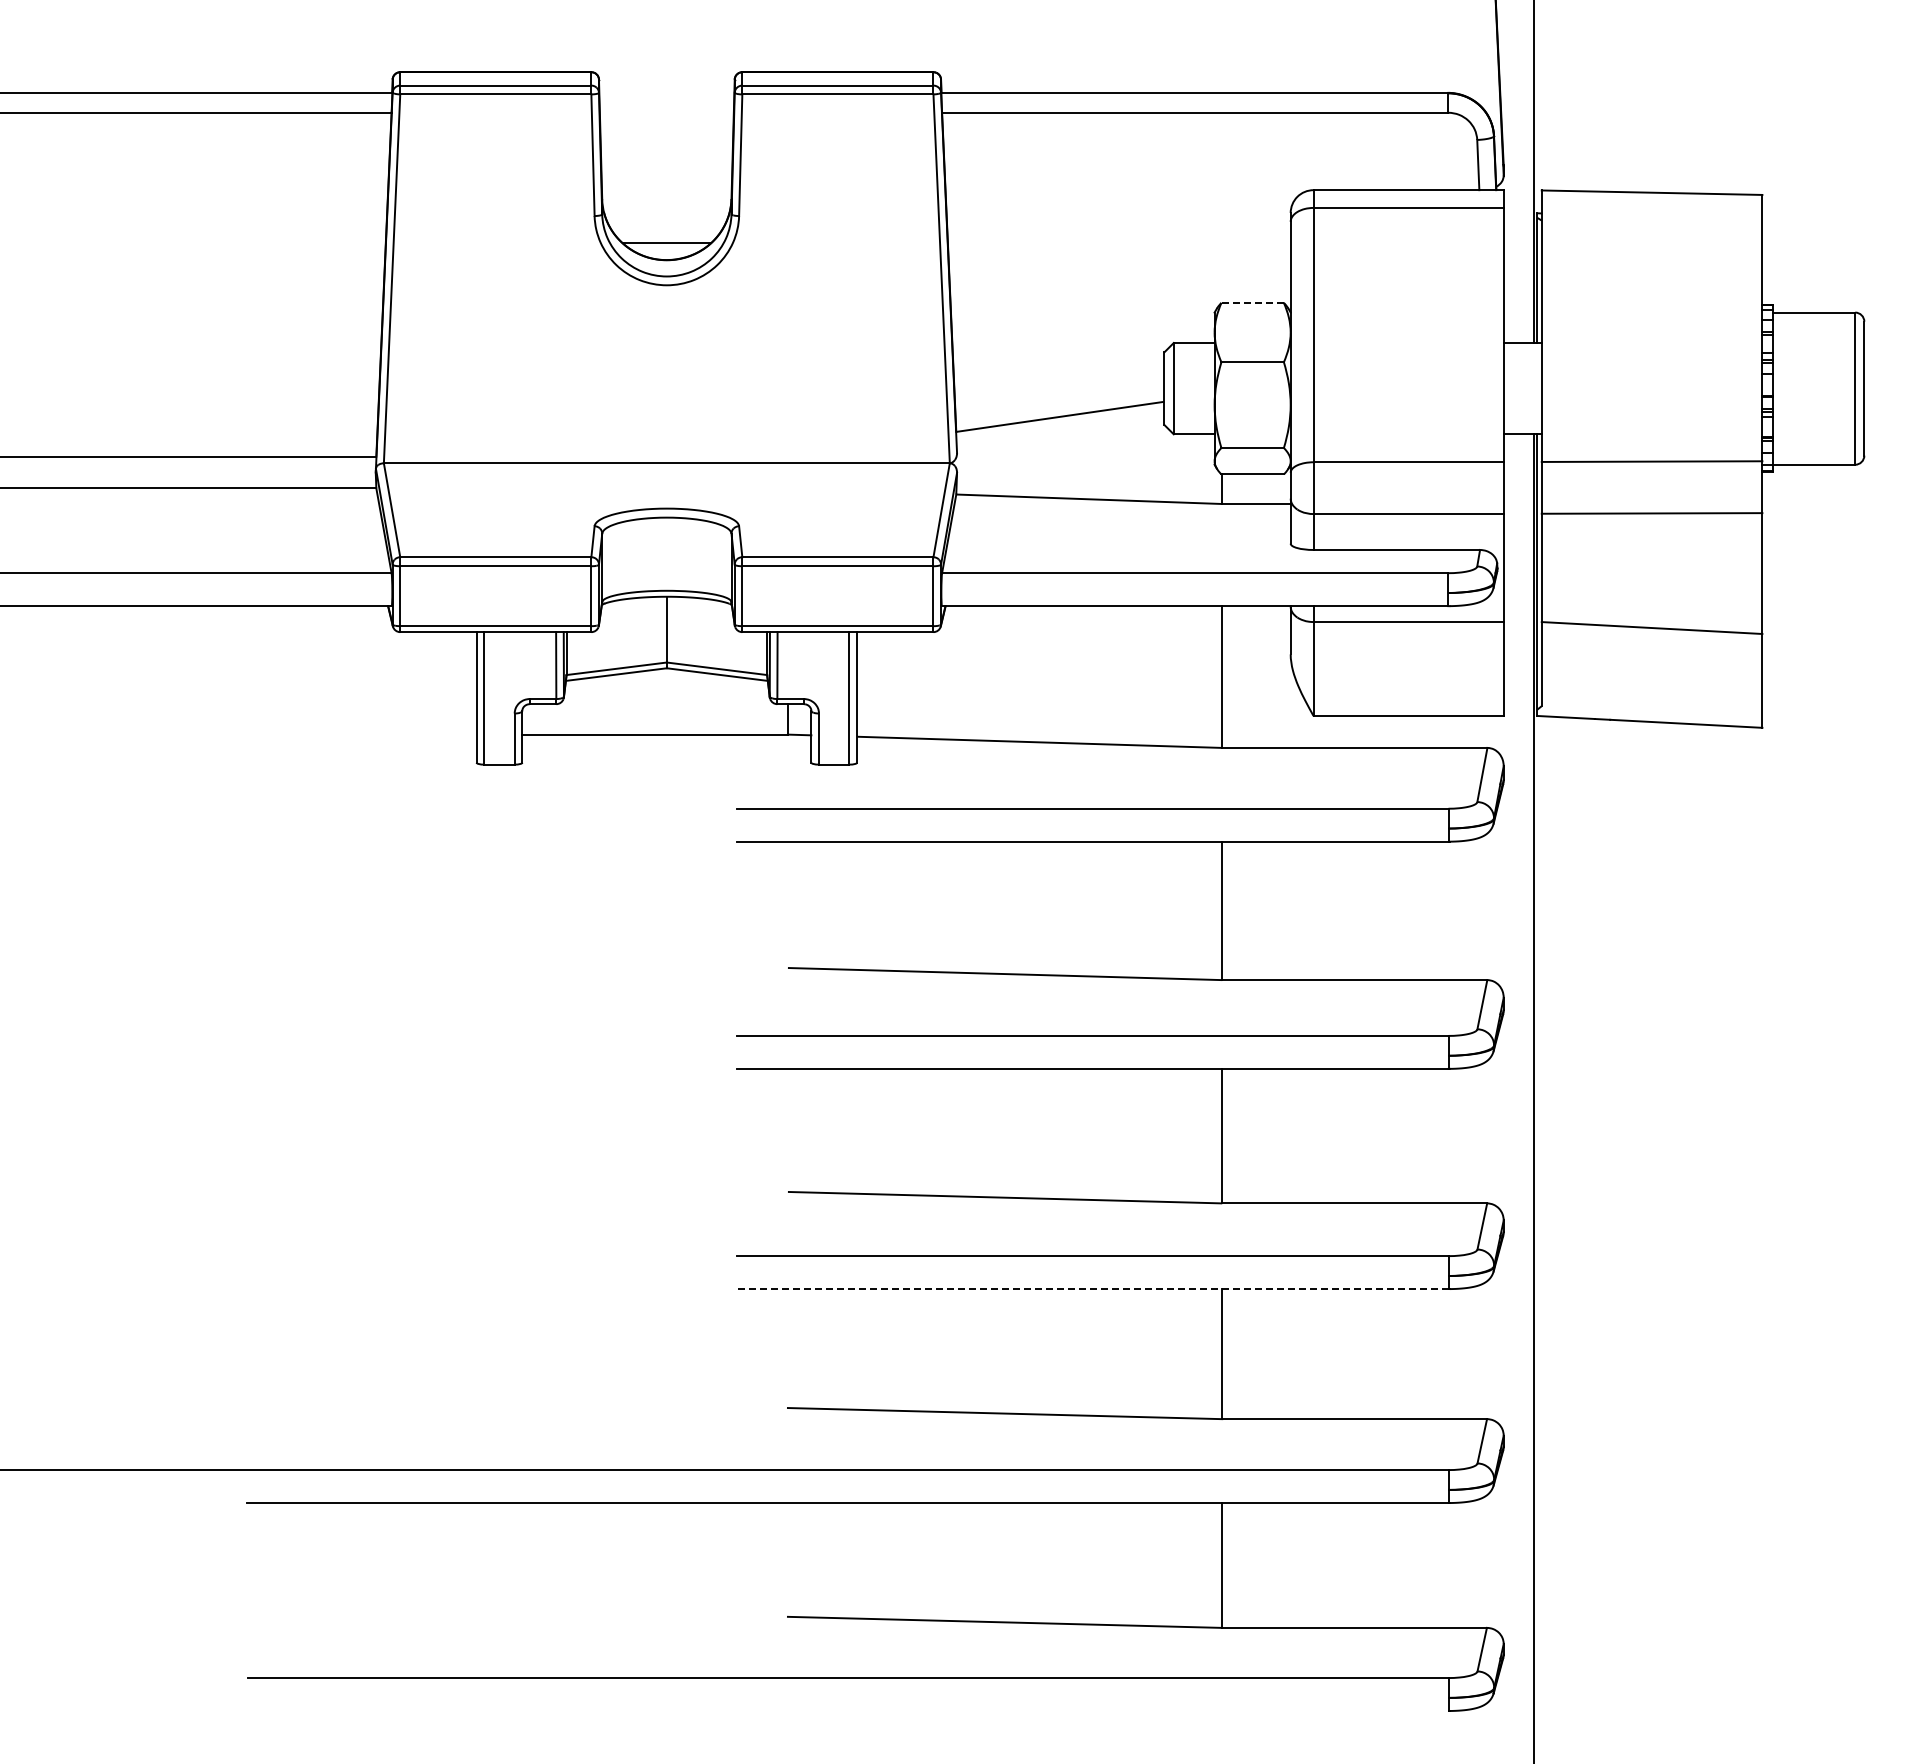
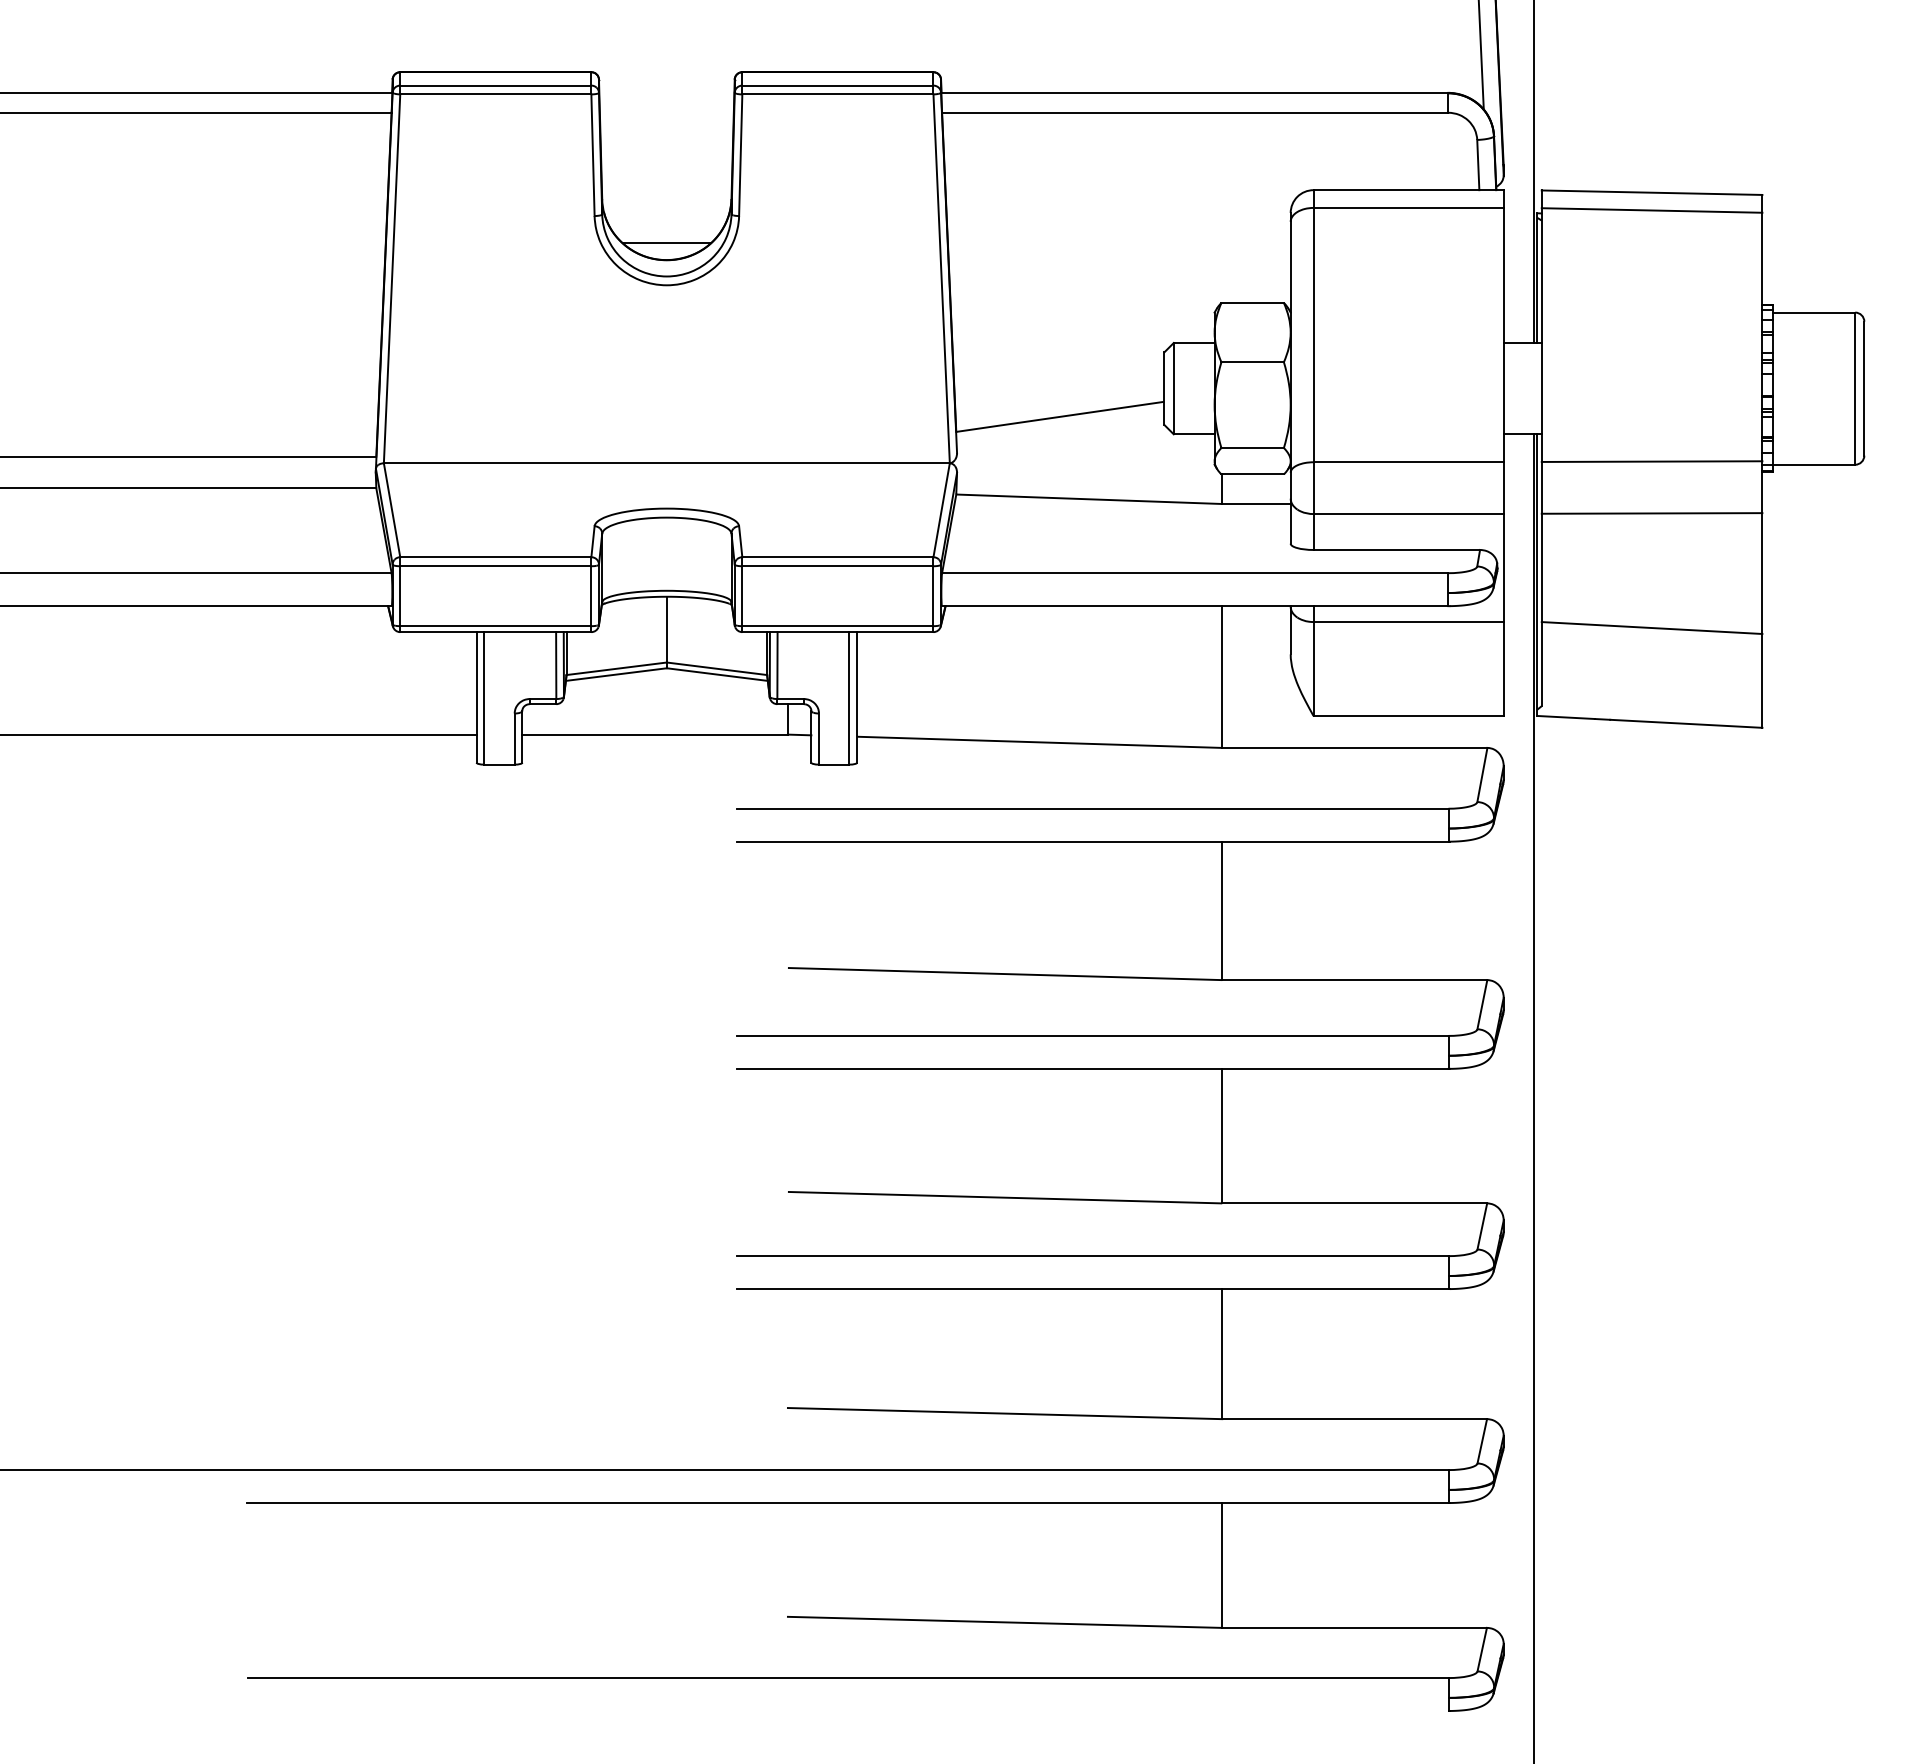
line: none -> present (1480, 55)
line: none -> present (1651, 210)
line: dashed -> solid (1252, 302)
line: none -> present (239, 734)
line: dashed -> solid (1092, 1289)
